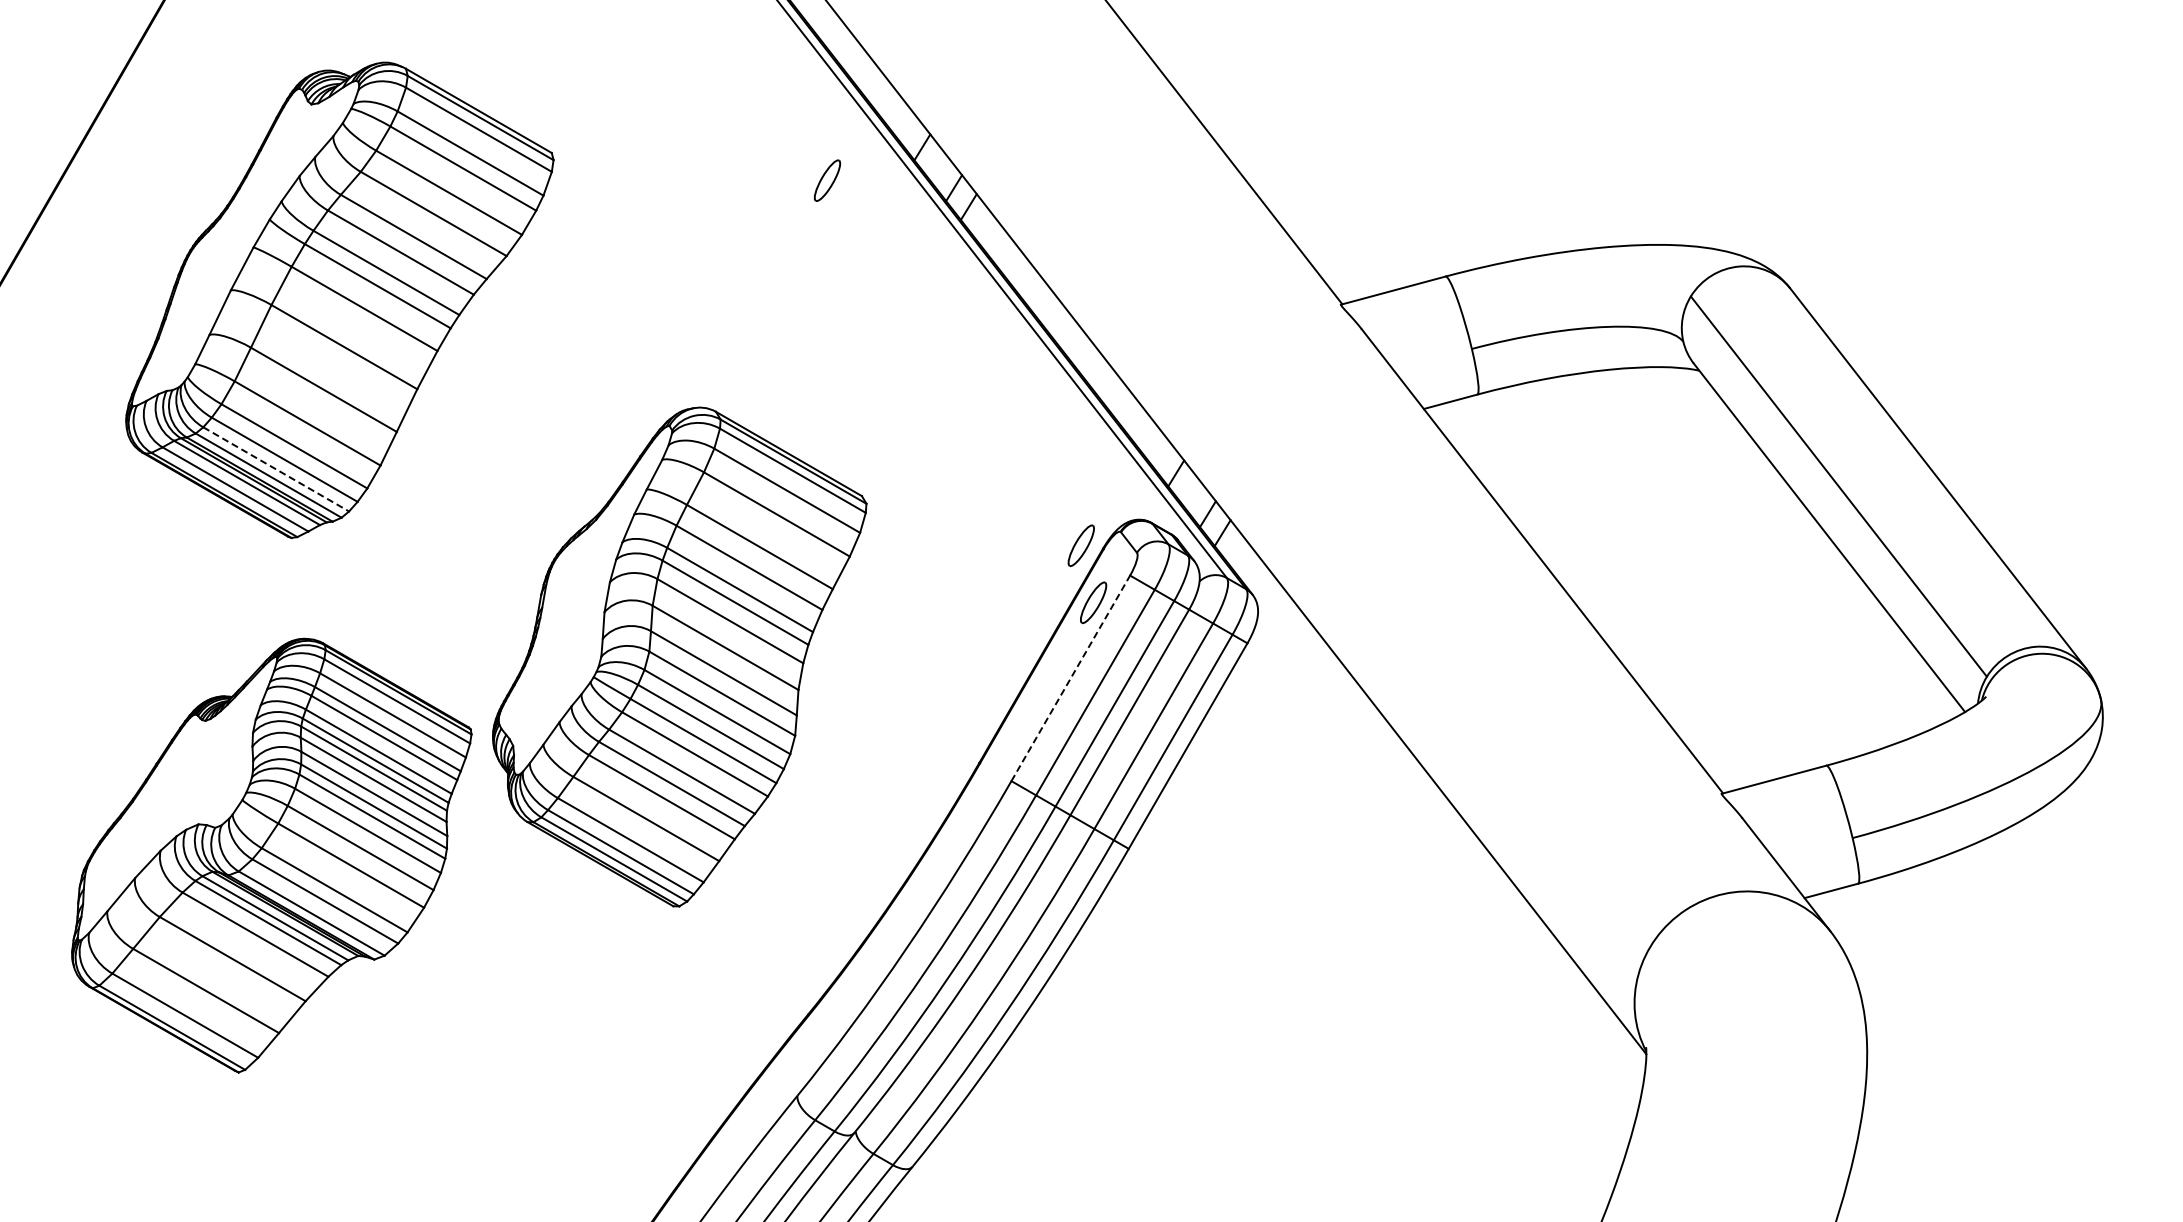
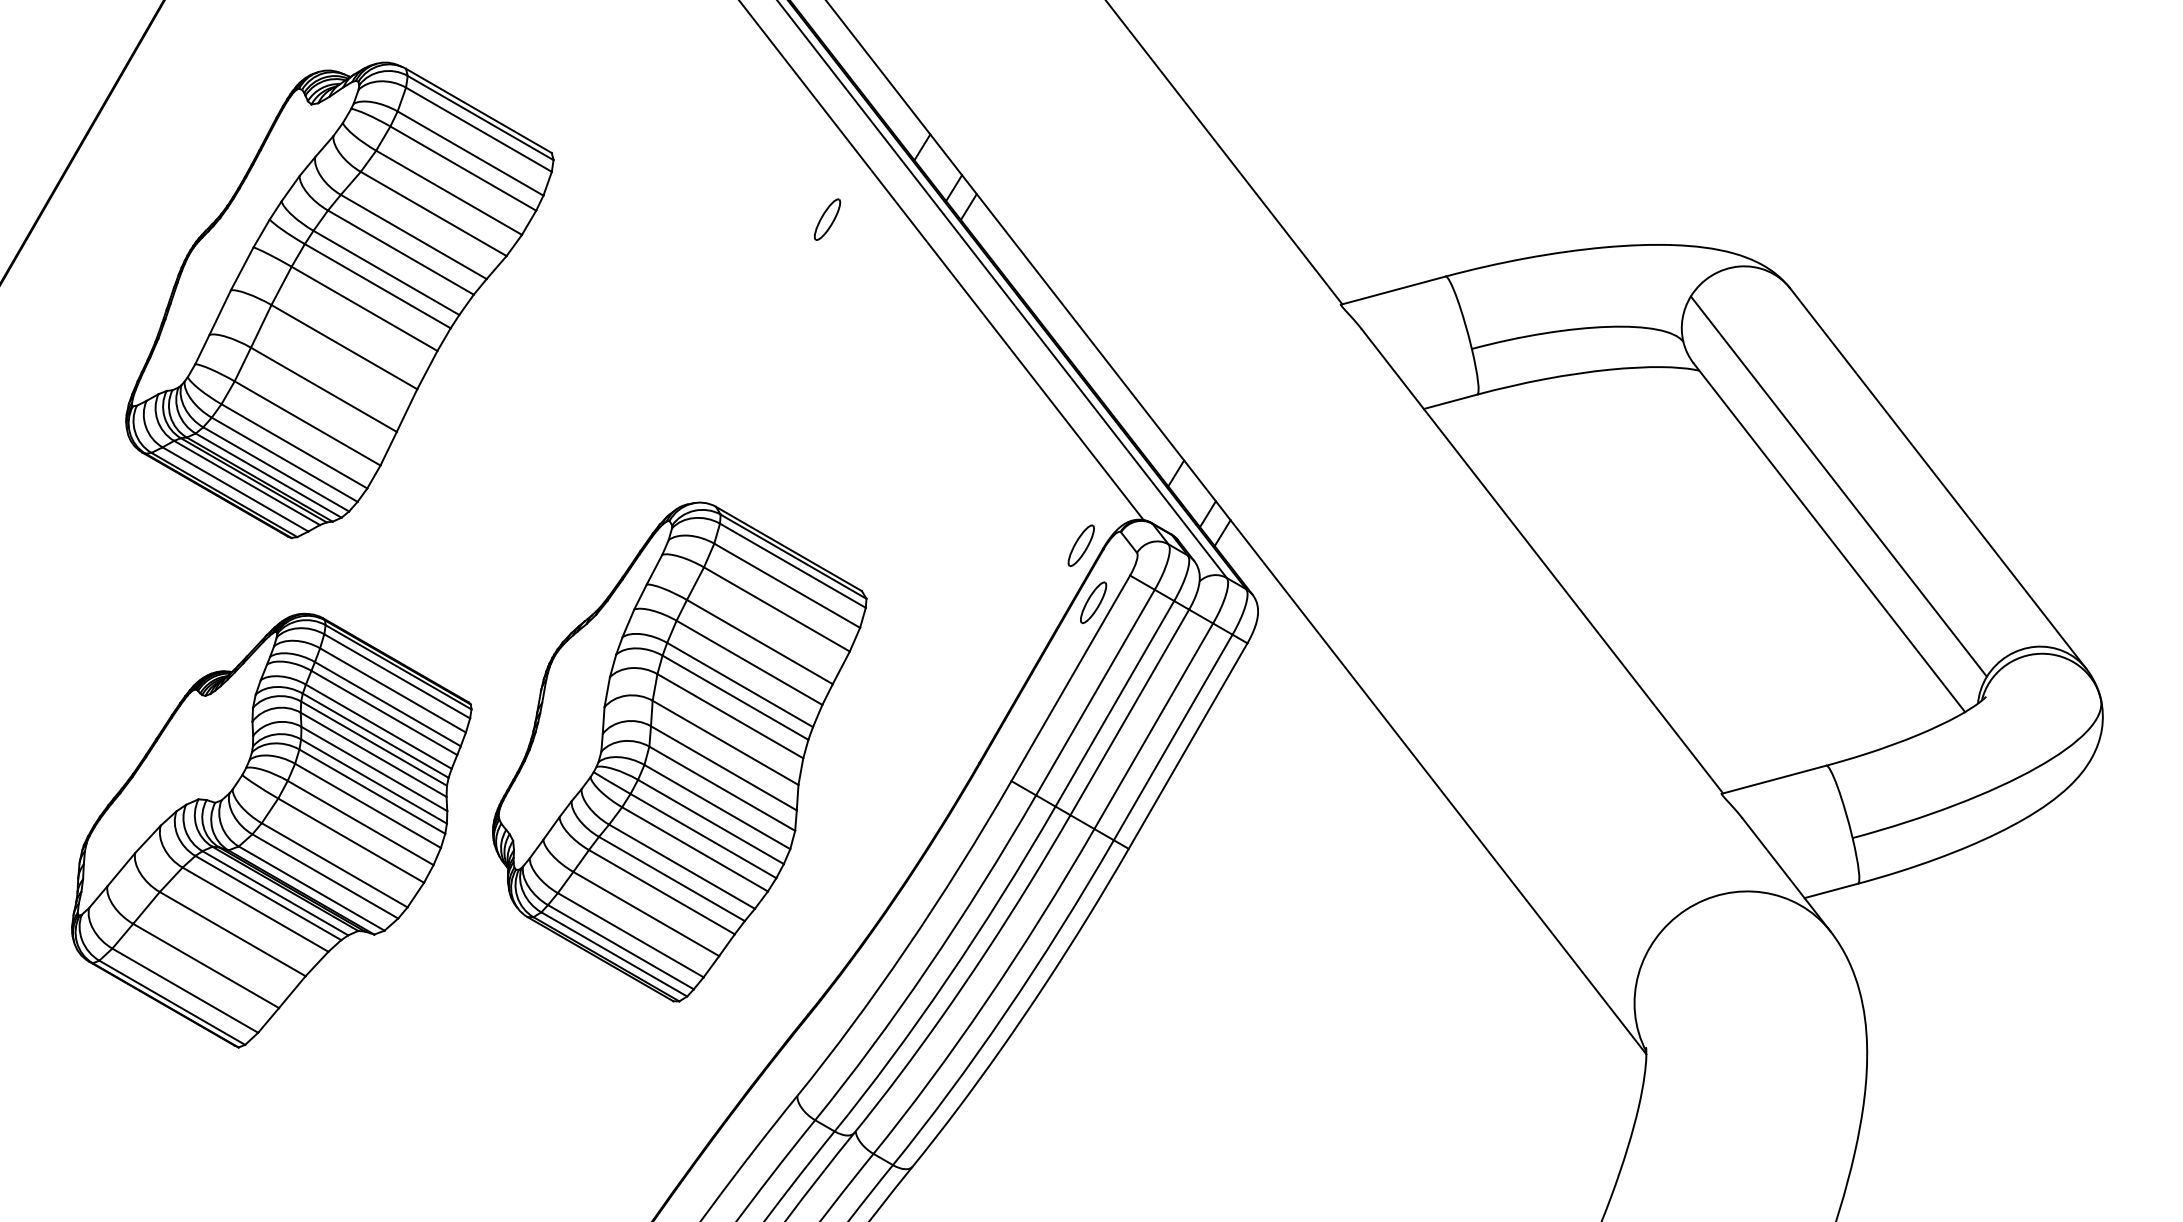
part position: (827, 180) -> (827, 219) (827, 219)
line: none -> present (941, 261)
line: dashed -> solid (276, 469)
part position: (679, 656) -> (679, 751) (679, 751)
line: dashed -> solid (1070, 678)
part position: (271, 855) -> (271, 830) (271, 830)
